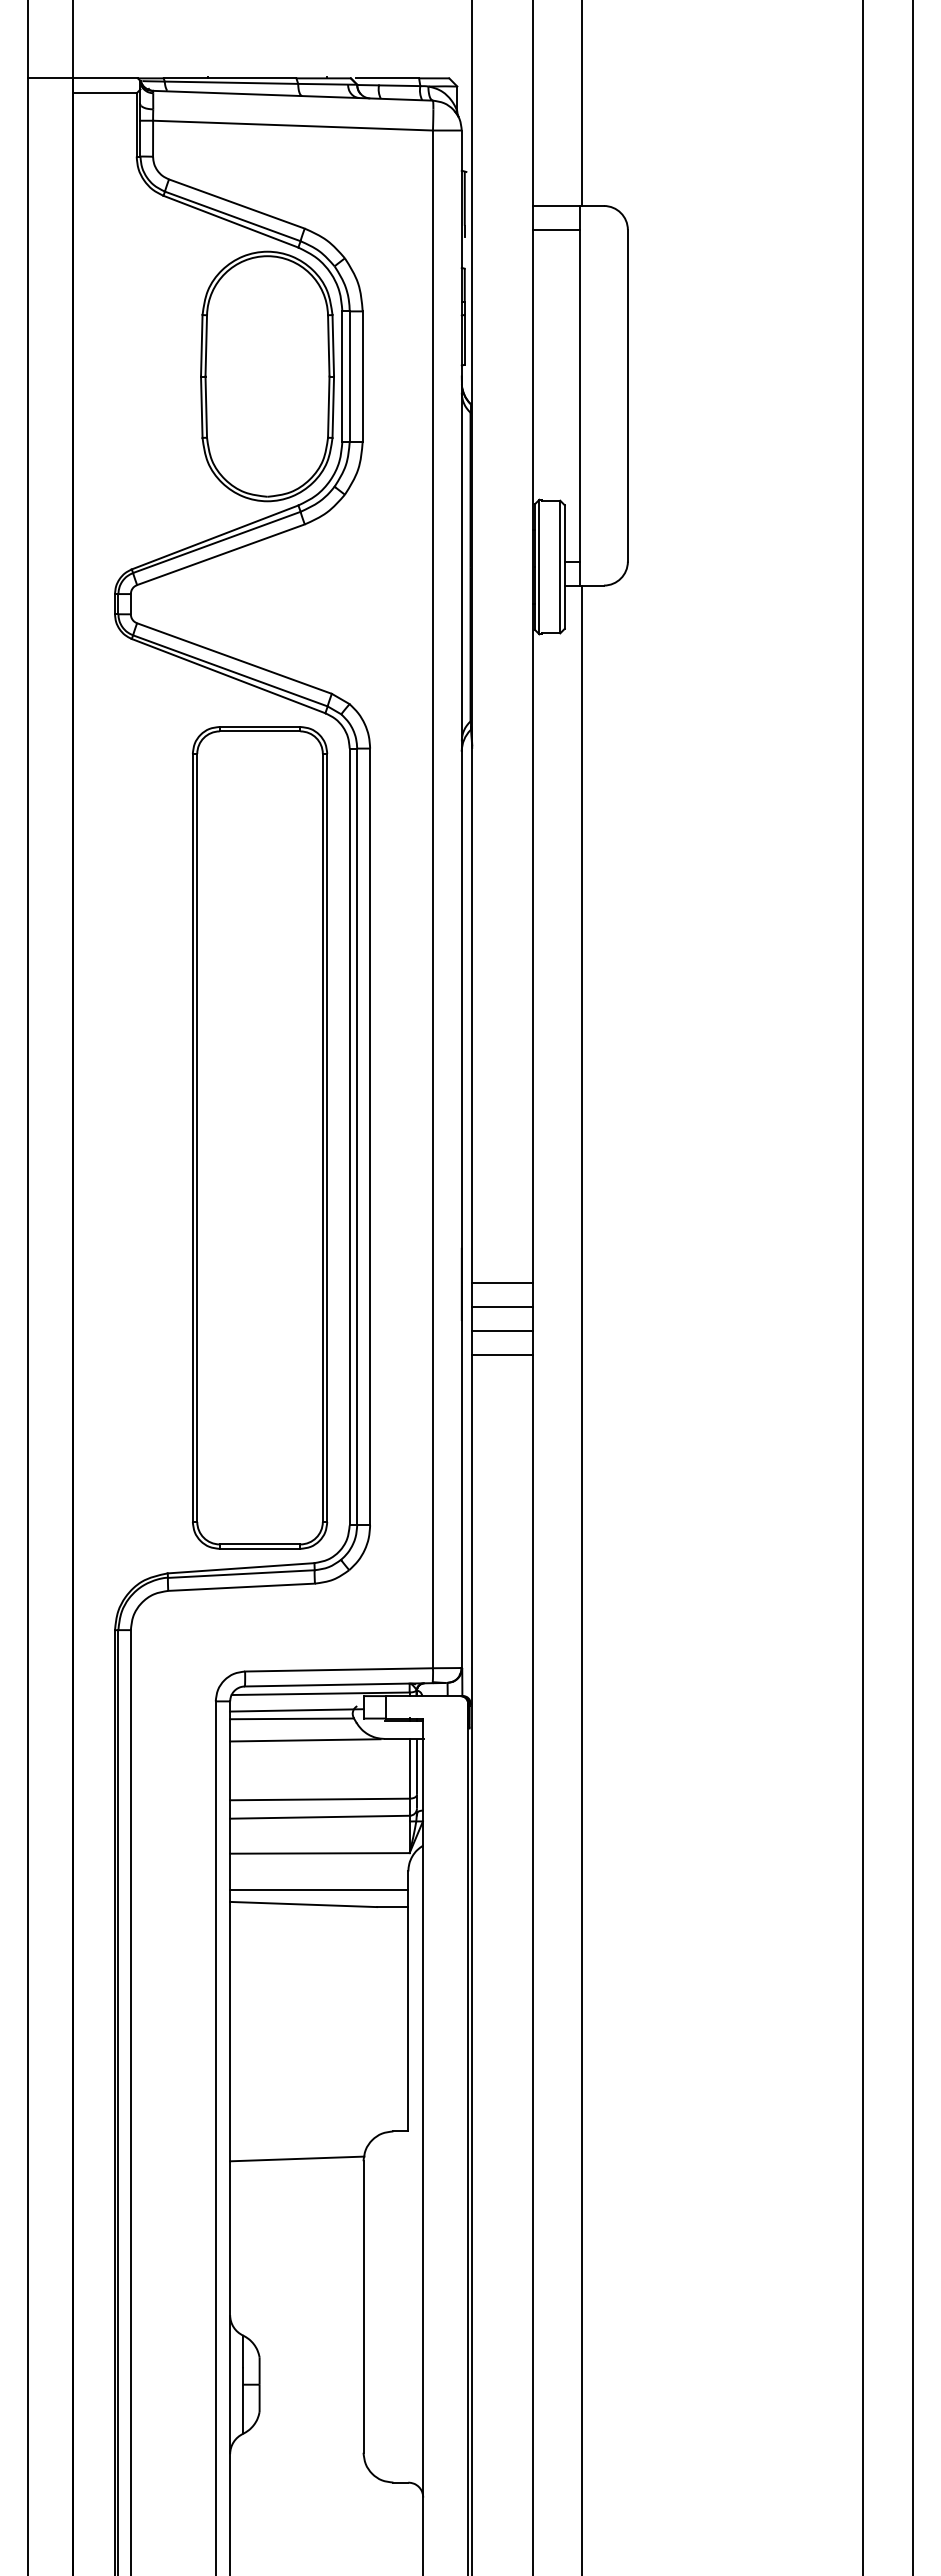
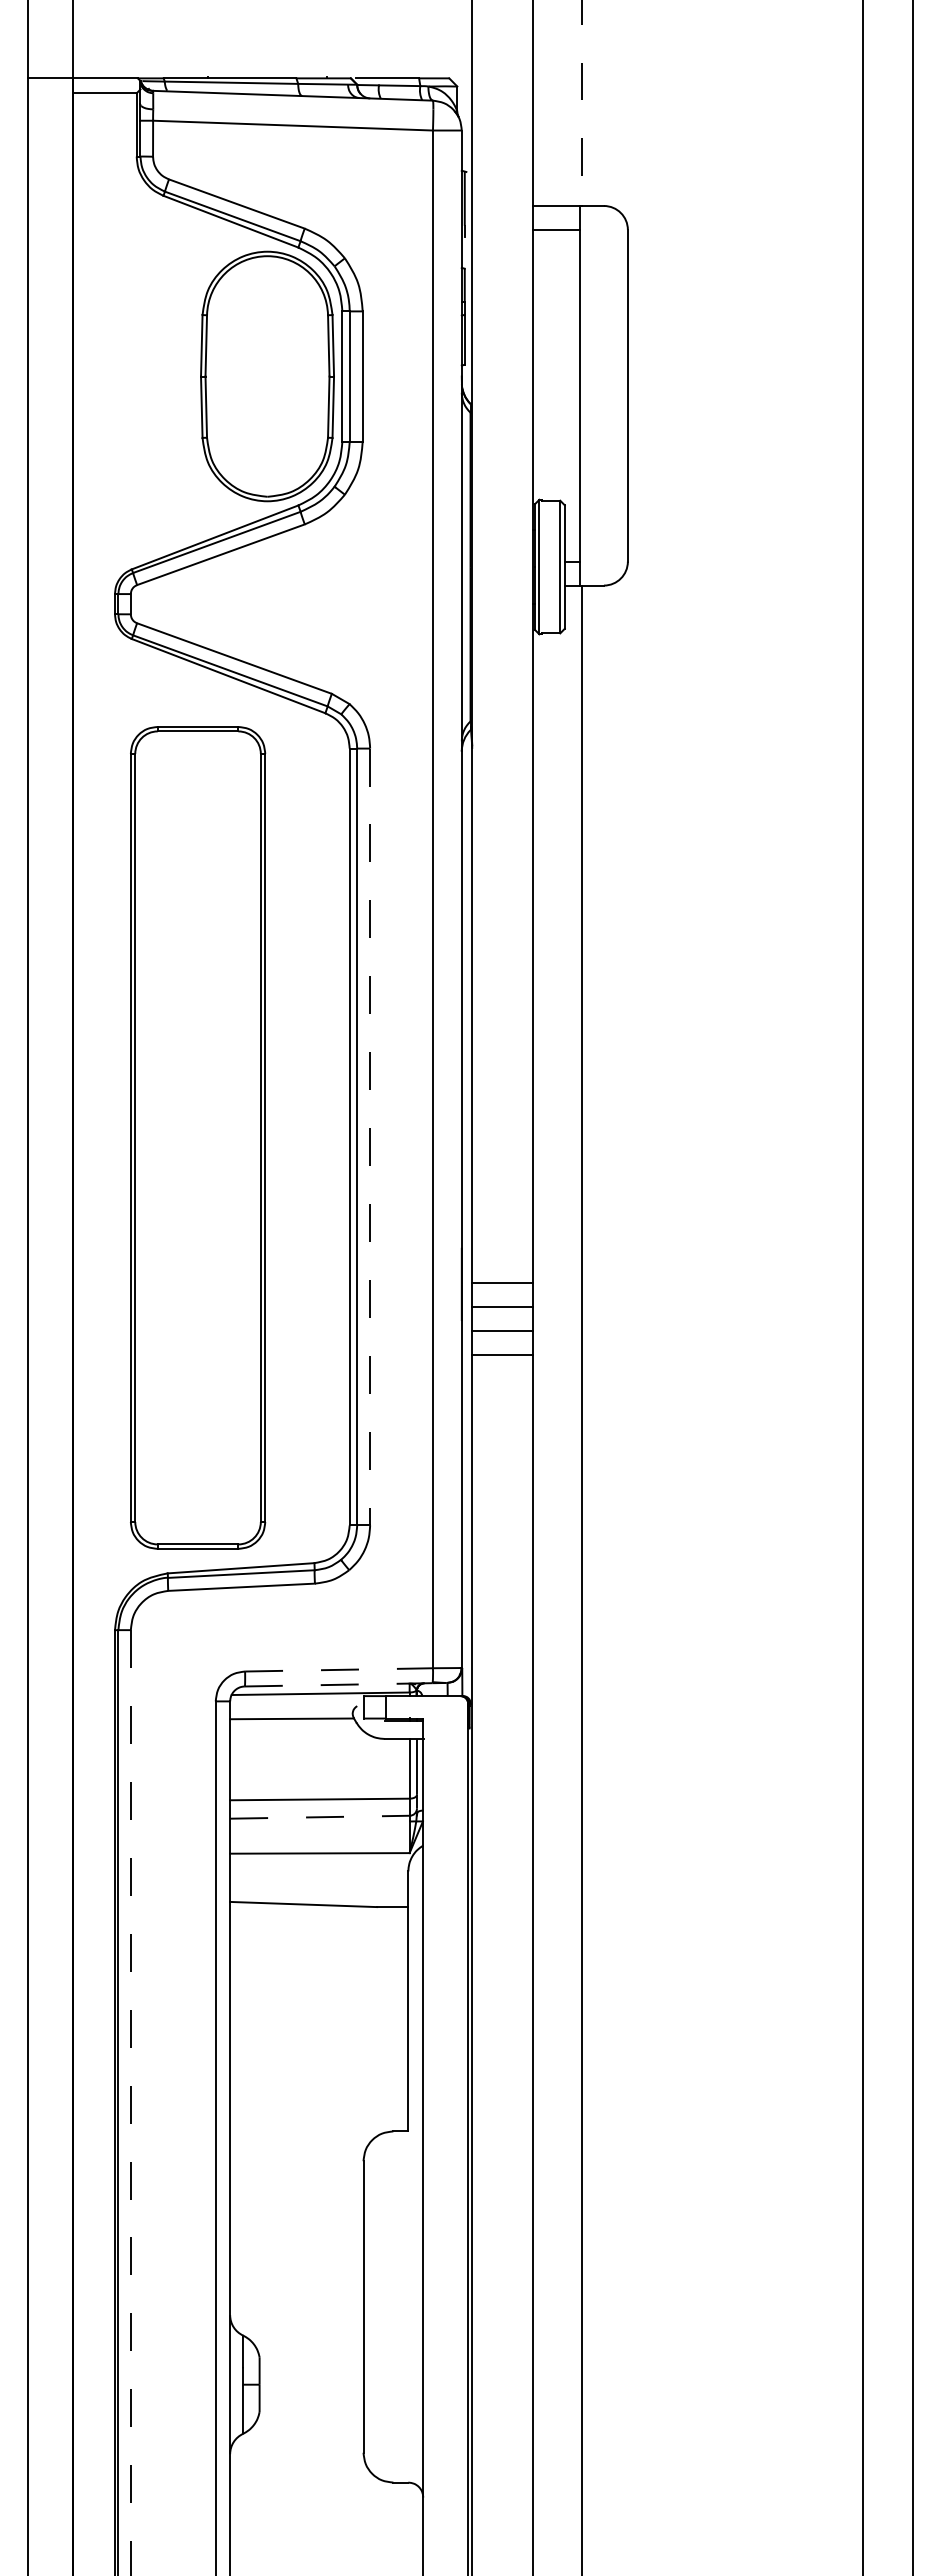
line: solid -> dashed (582, 103)
part position: (260, 1137) -> (198, 1137) (198, 1137)
line: solid -> dashed (370, 1137)
line: solid -> dashed (339, 1669)
line: solid -> dashed (338, 1684)
line: present -> none (296, 1710)
line: present -> none (305, 1740)
line: solid -> dashed (319, 1817)
line: present -> none (319, 1889)
line: solid -> dashed (130, 2103)
line: present -> none (297, 2158)
